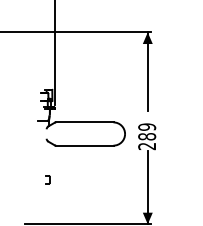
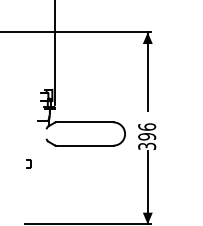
text: 289 -> 396 (147, 136)
part position: (47, 179) -> (28, 163) (28, 163)
